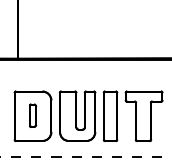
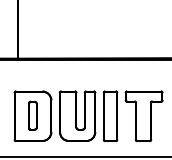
part size: 9x25 px -> 10x31 px (32, 115)
line: dashed -> solid (86, 157)
